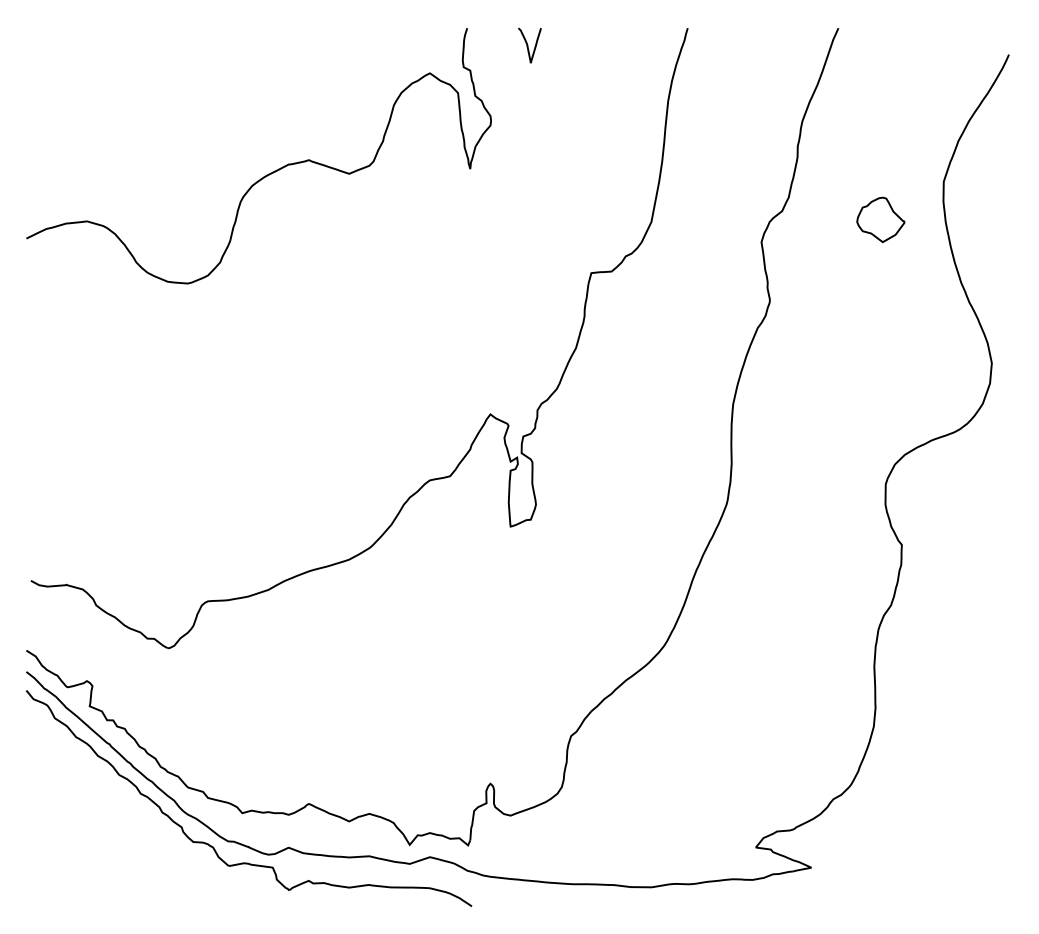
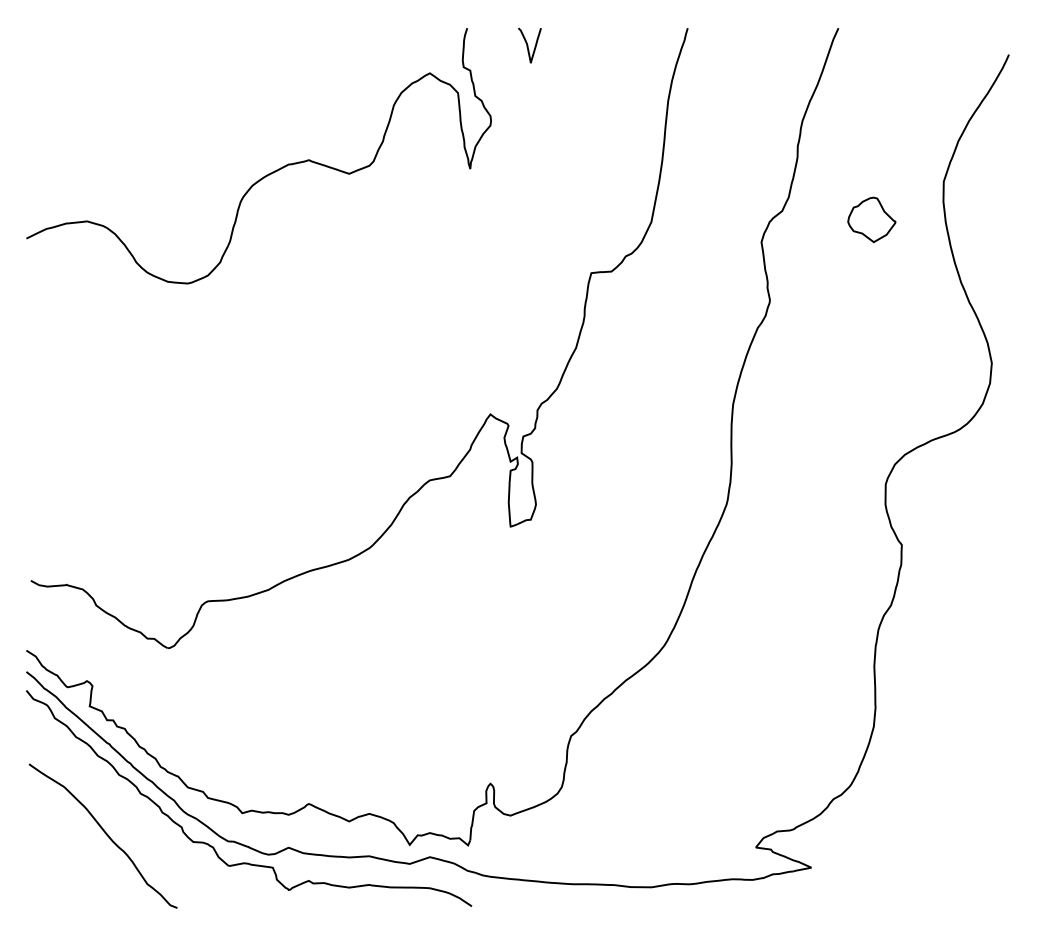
part position: (880, 219) -> (871, 219) (871, 219)
curve: none -> present (104, 833)
